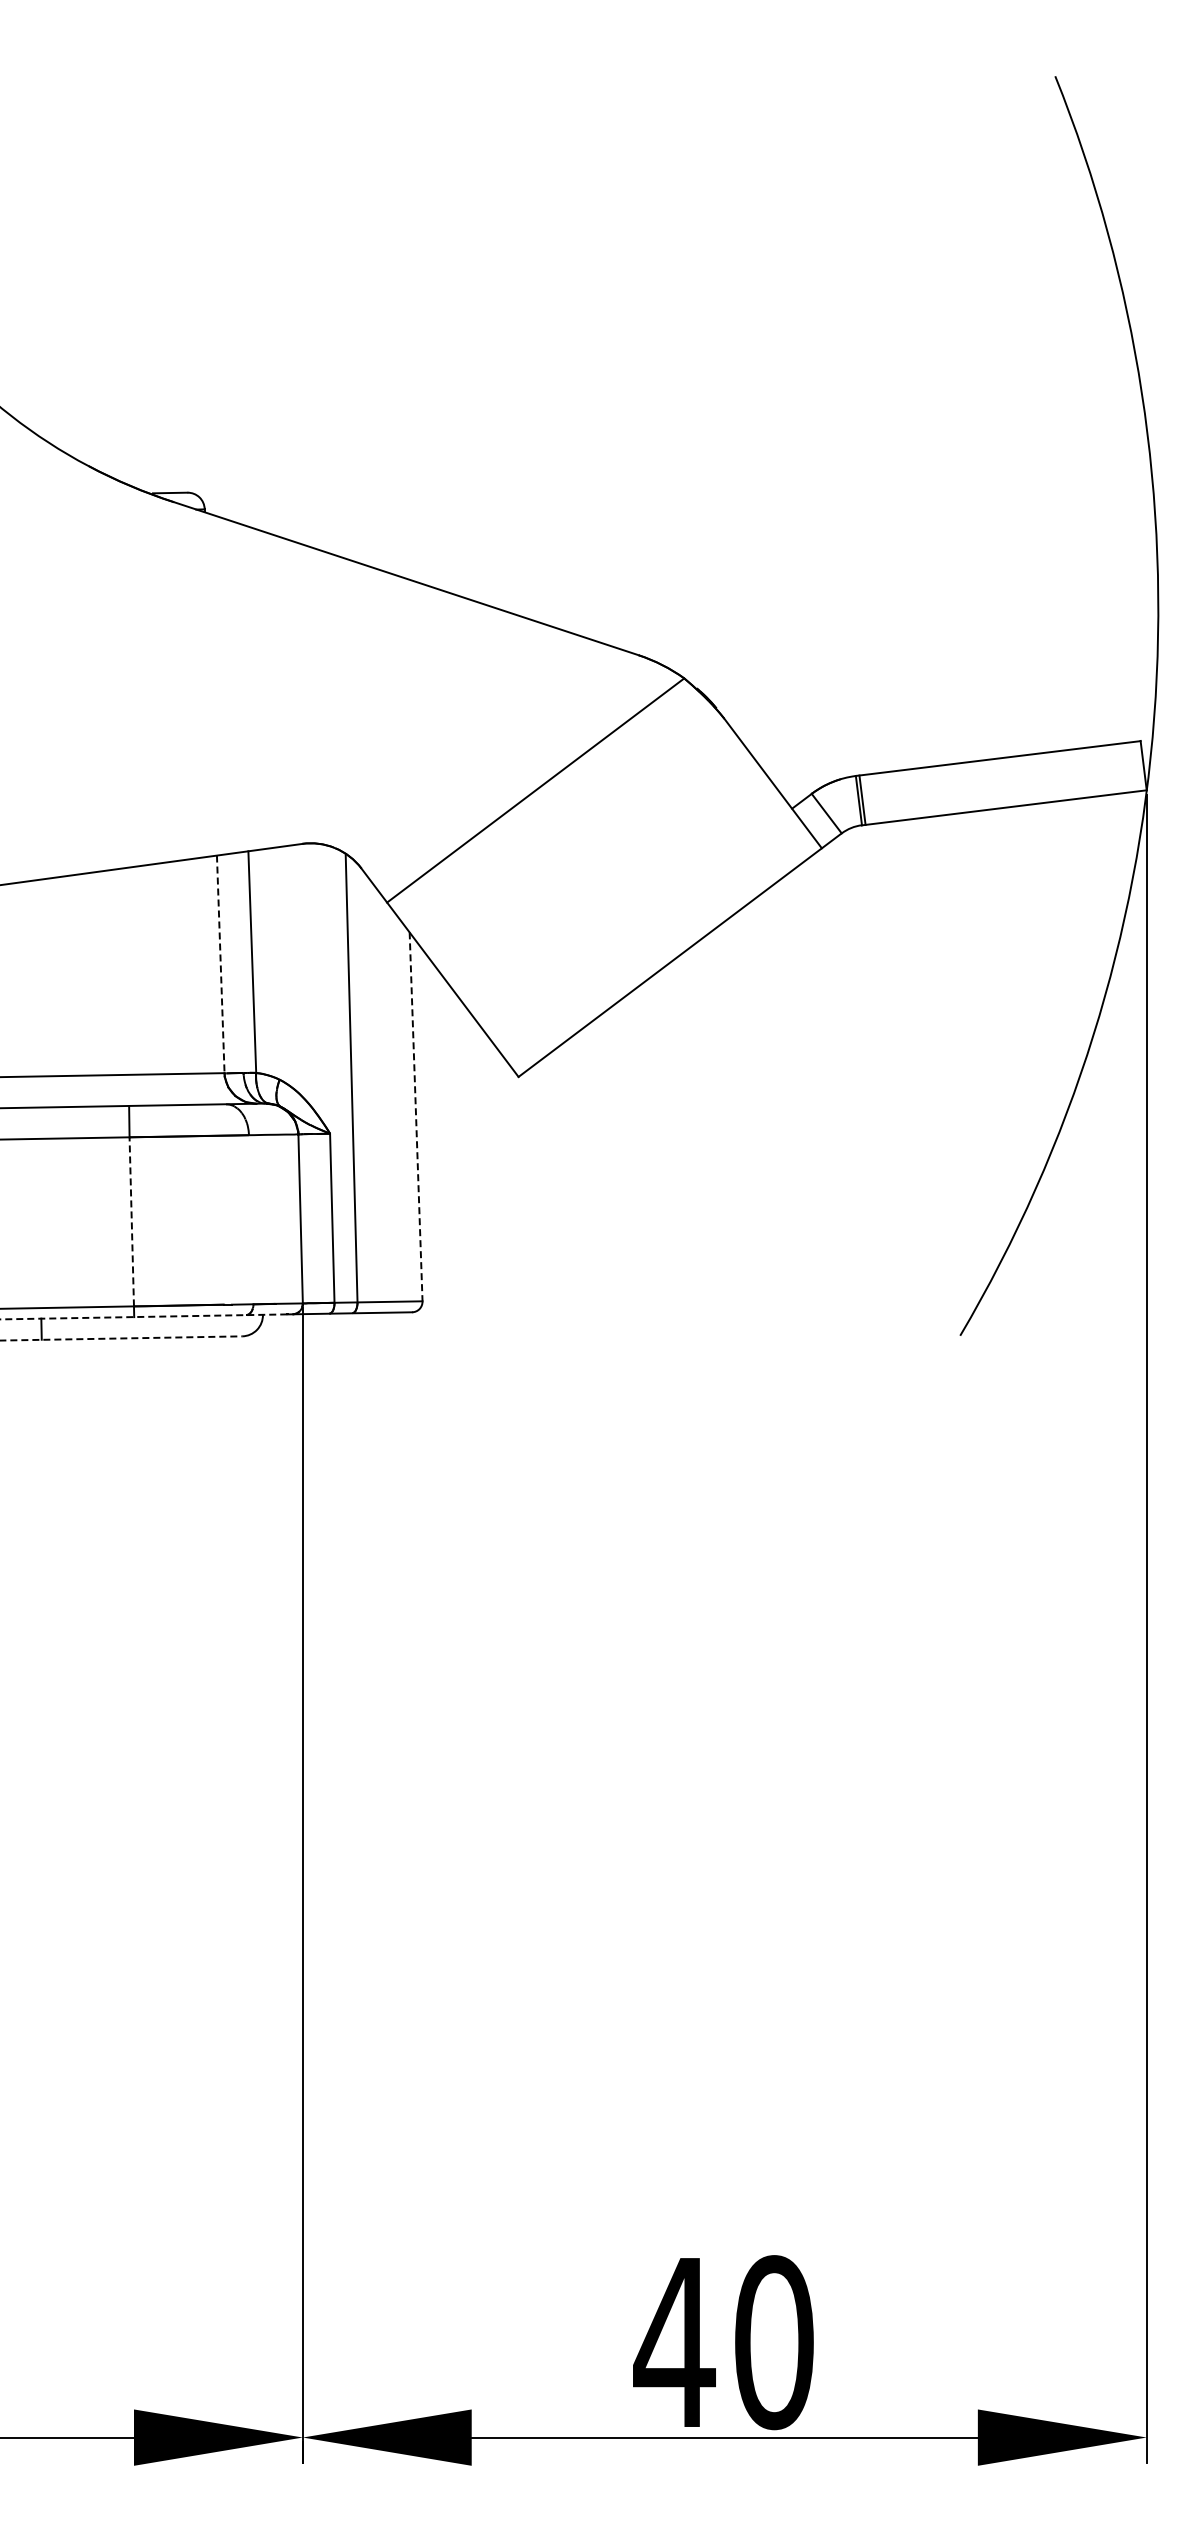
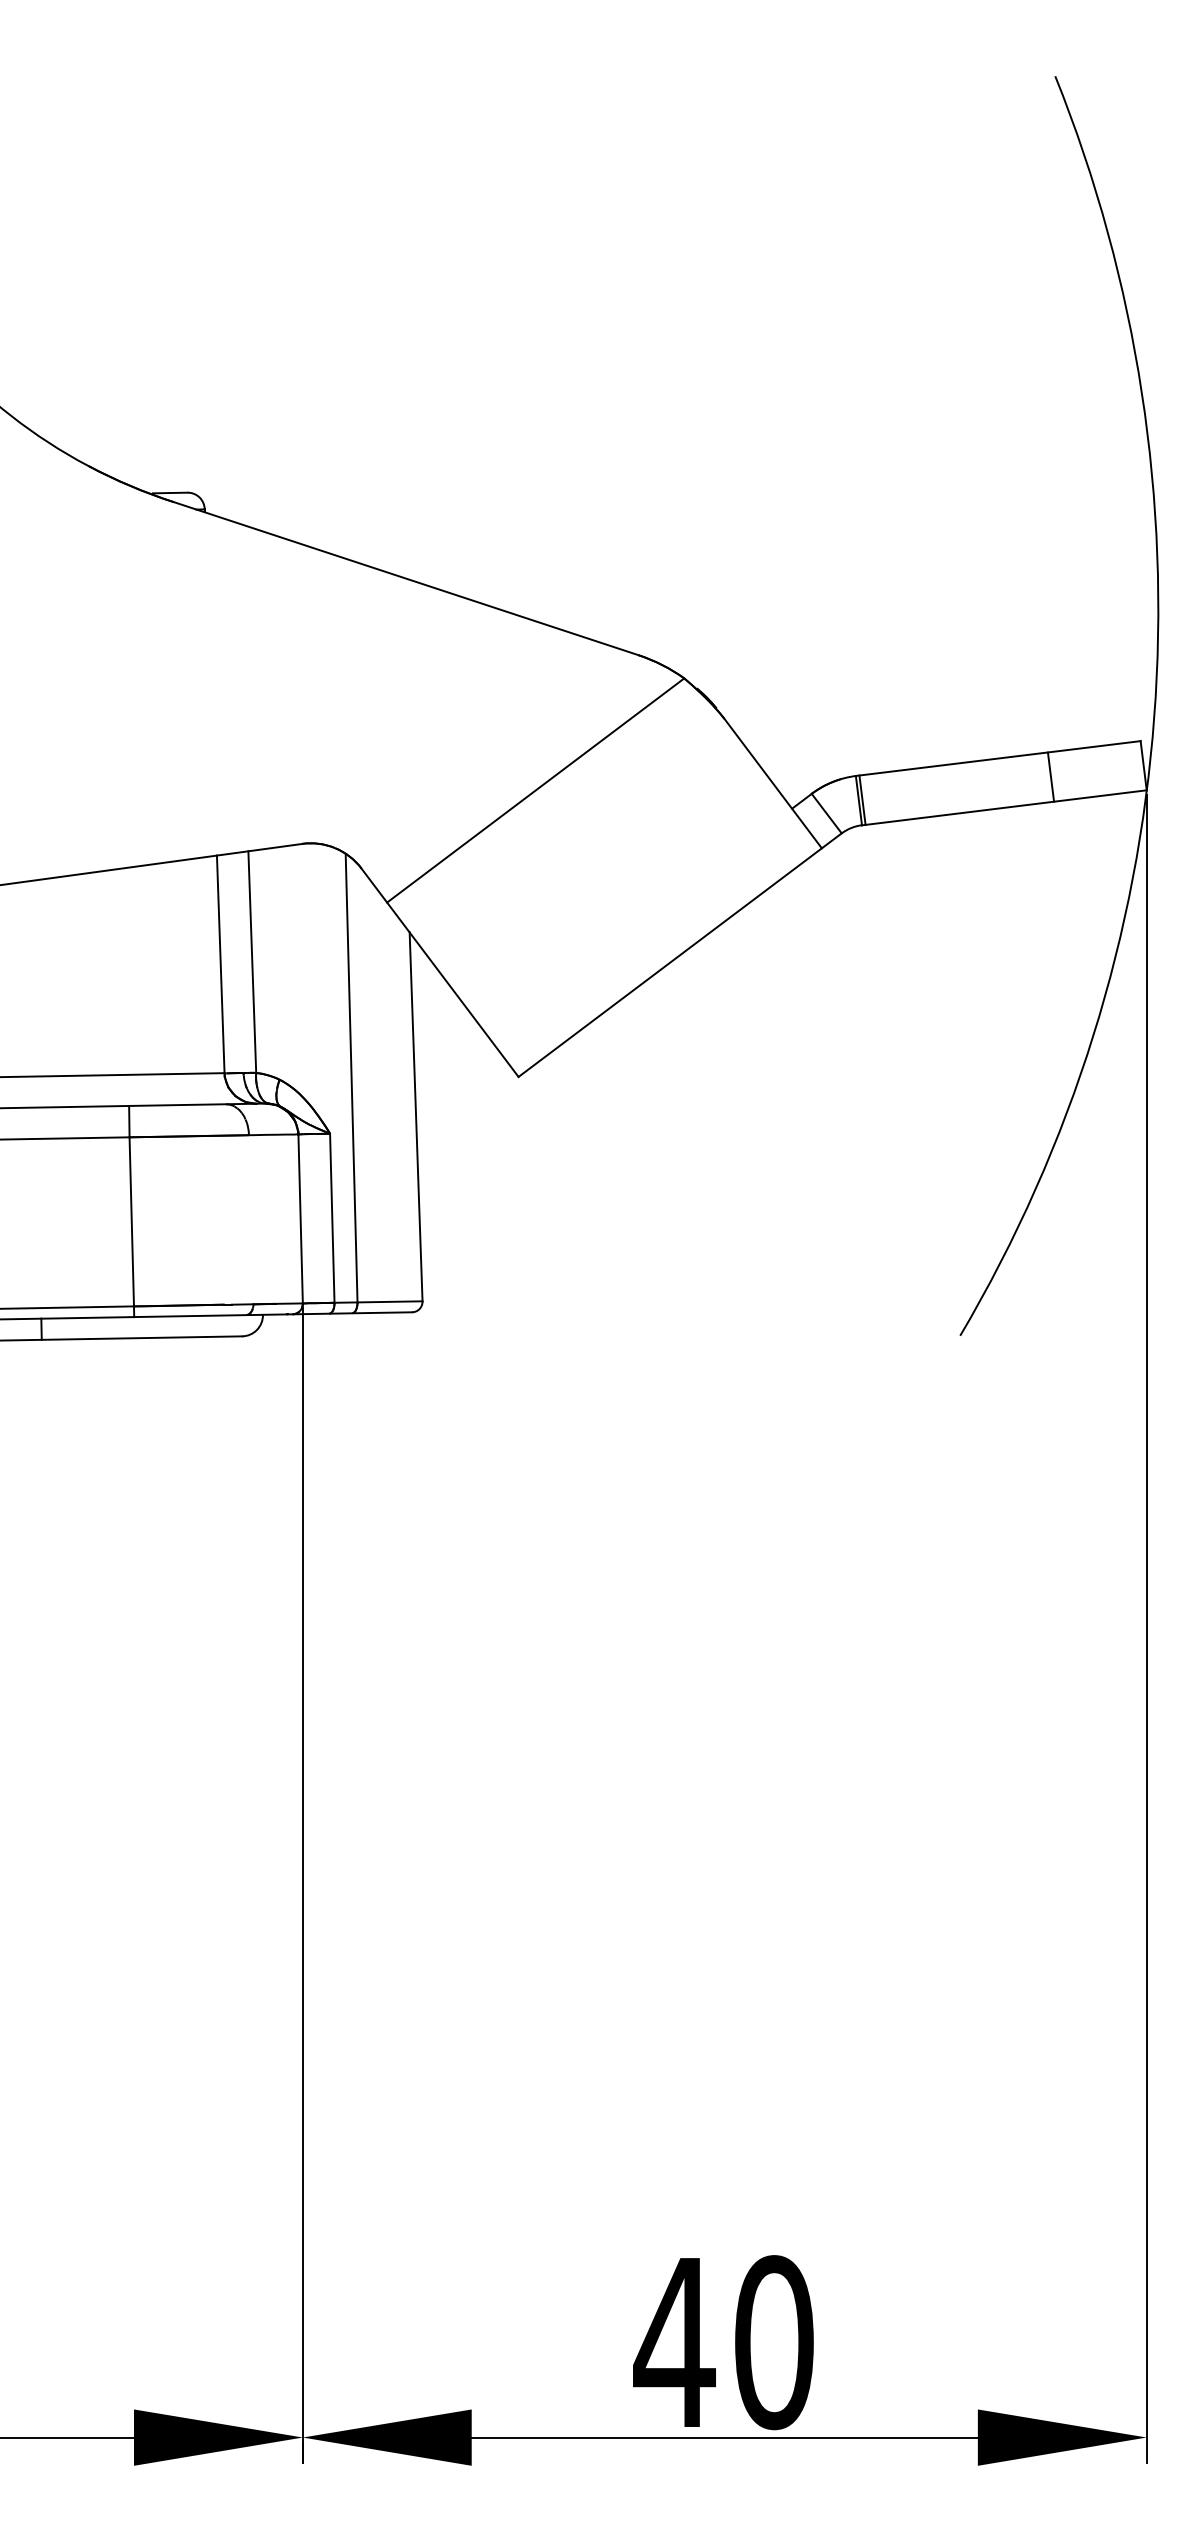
line: none -> present (1050, 776)
line: dashed -> solid (220, 964)
line: dashed -> solid (416, 1116)
line: dashed -> solid (131, 1221)
line: dashed -> solid (143, 1316)
line: dashed -> solid (121, 1338)
